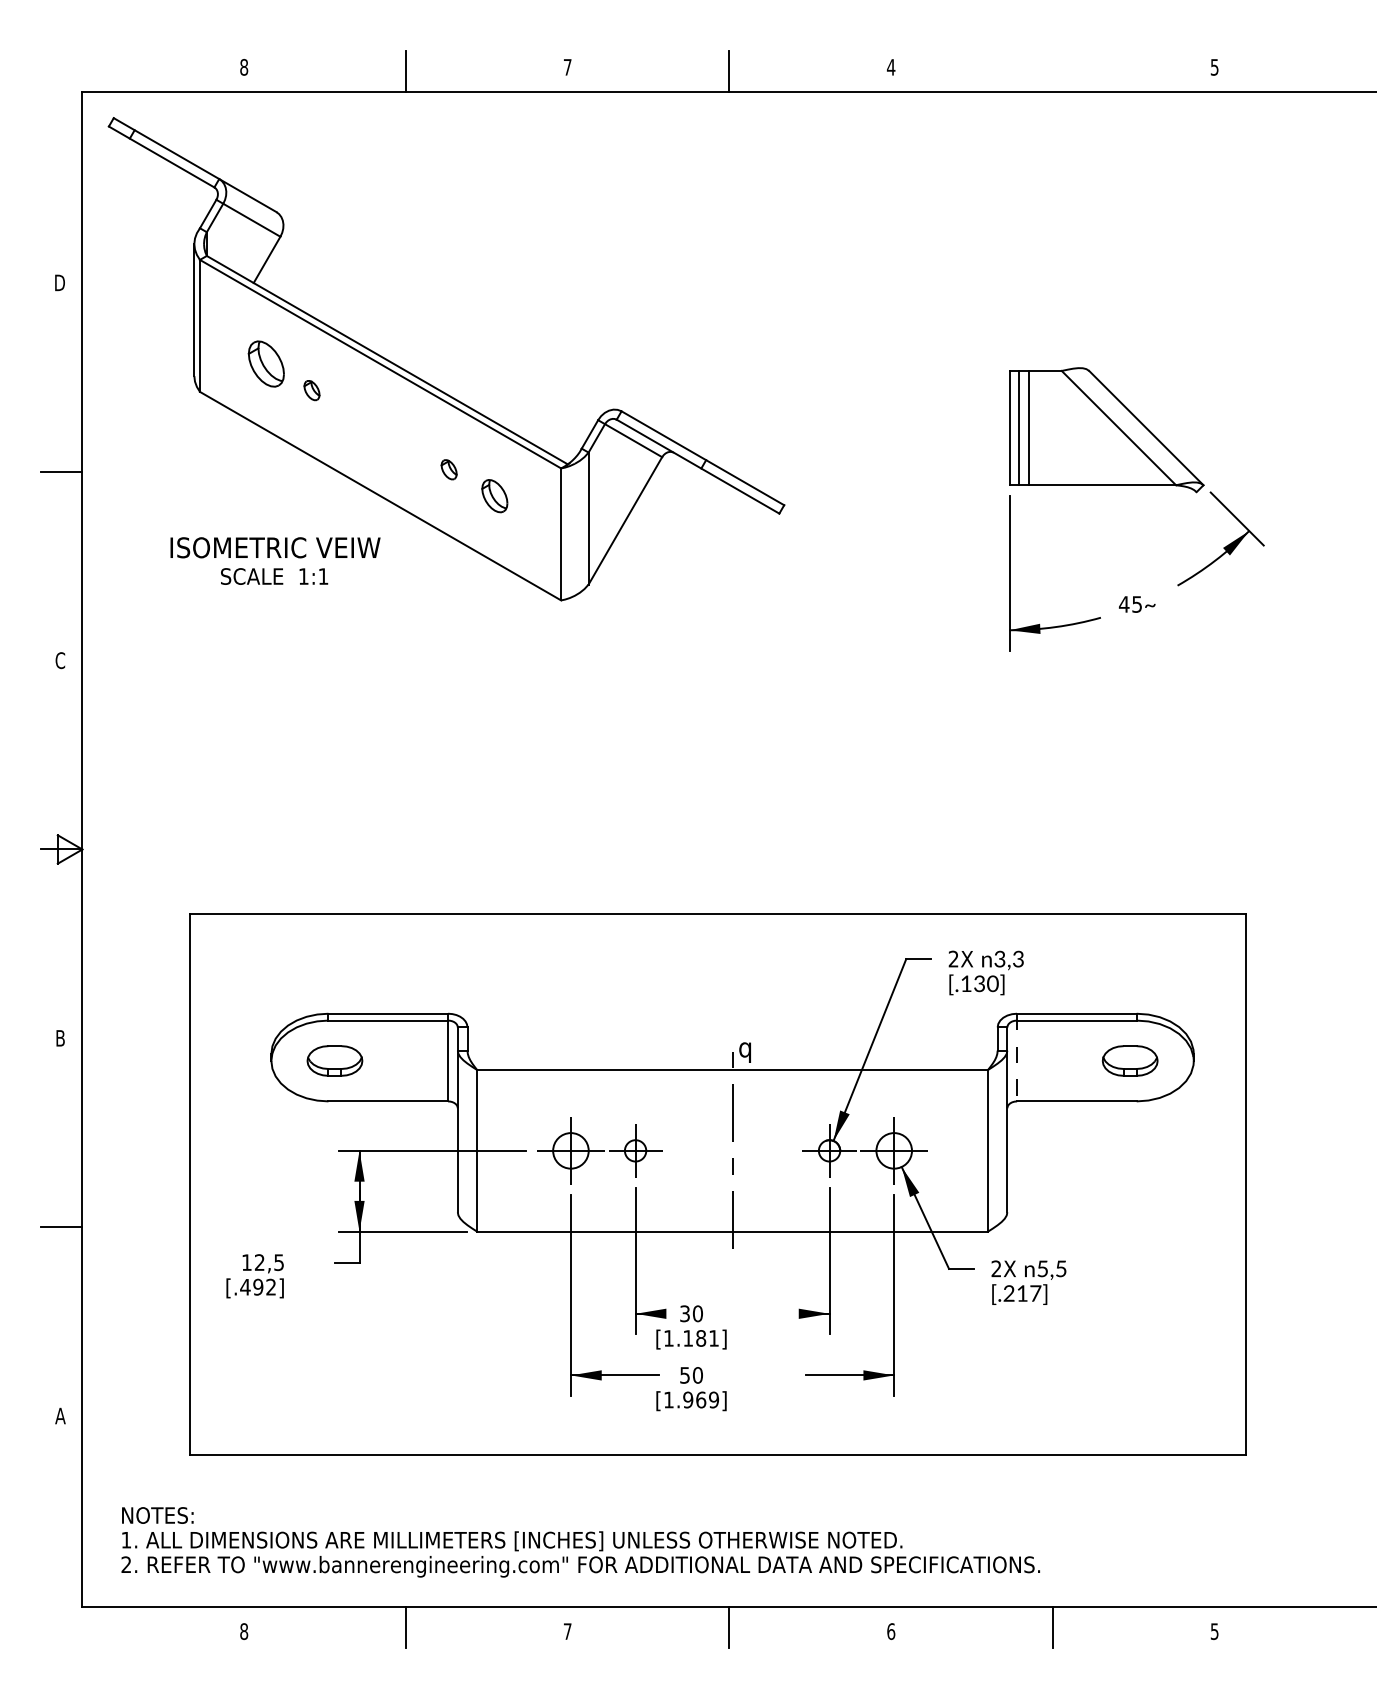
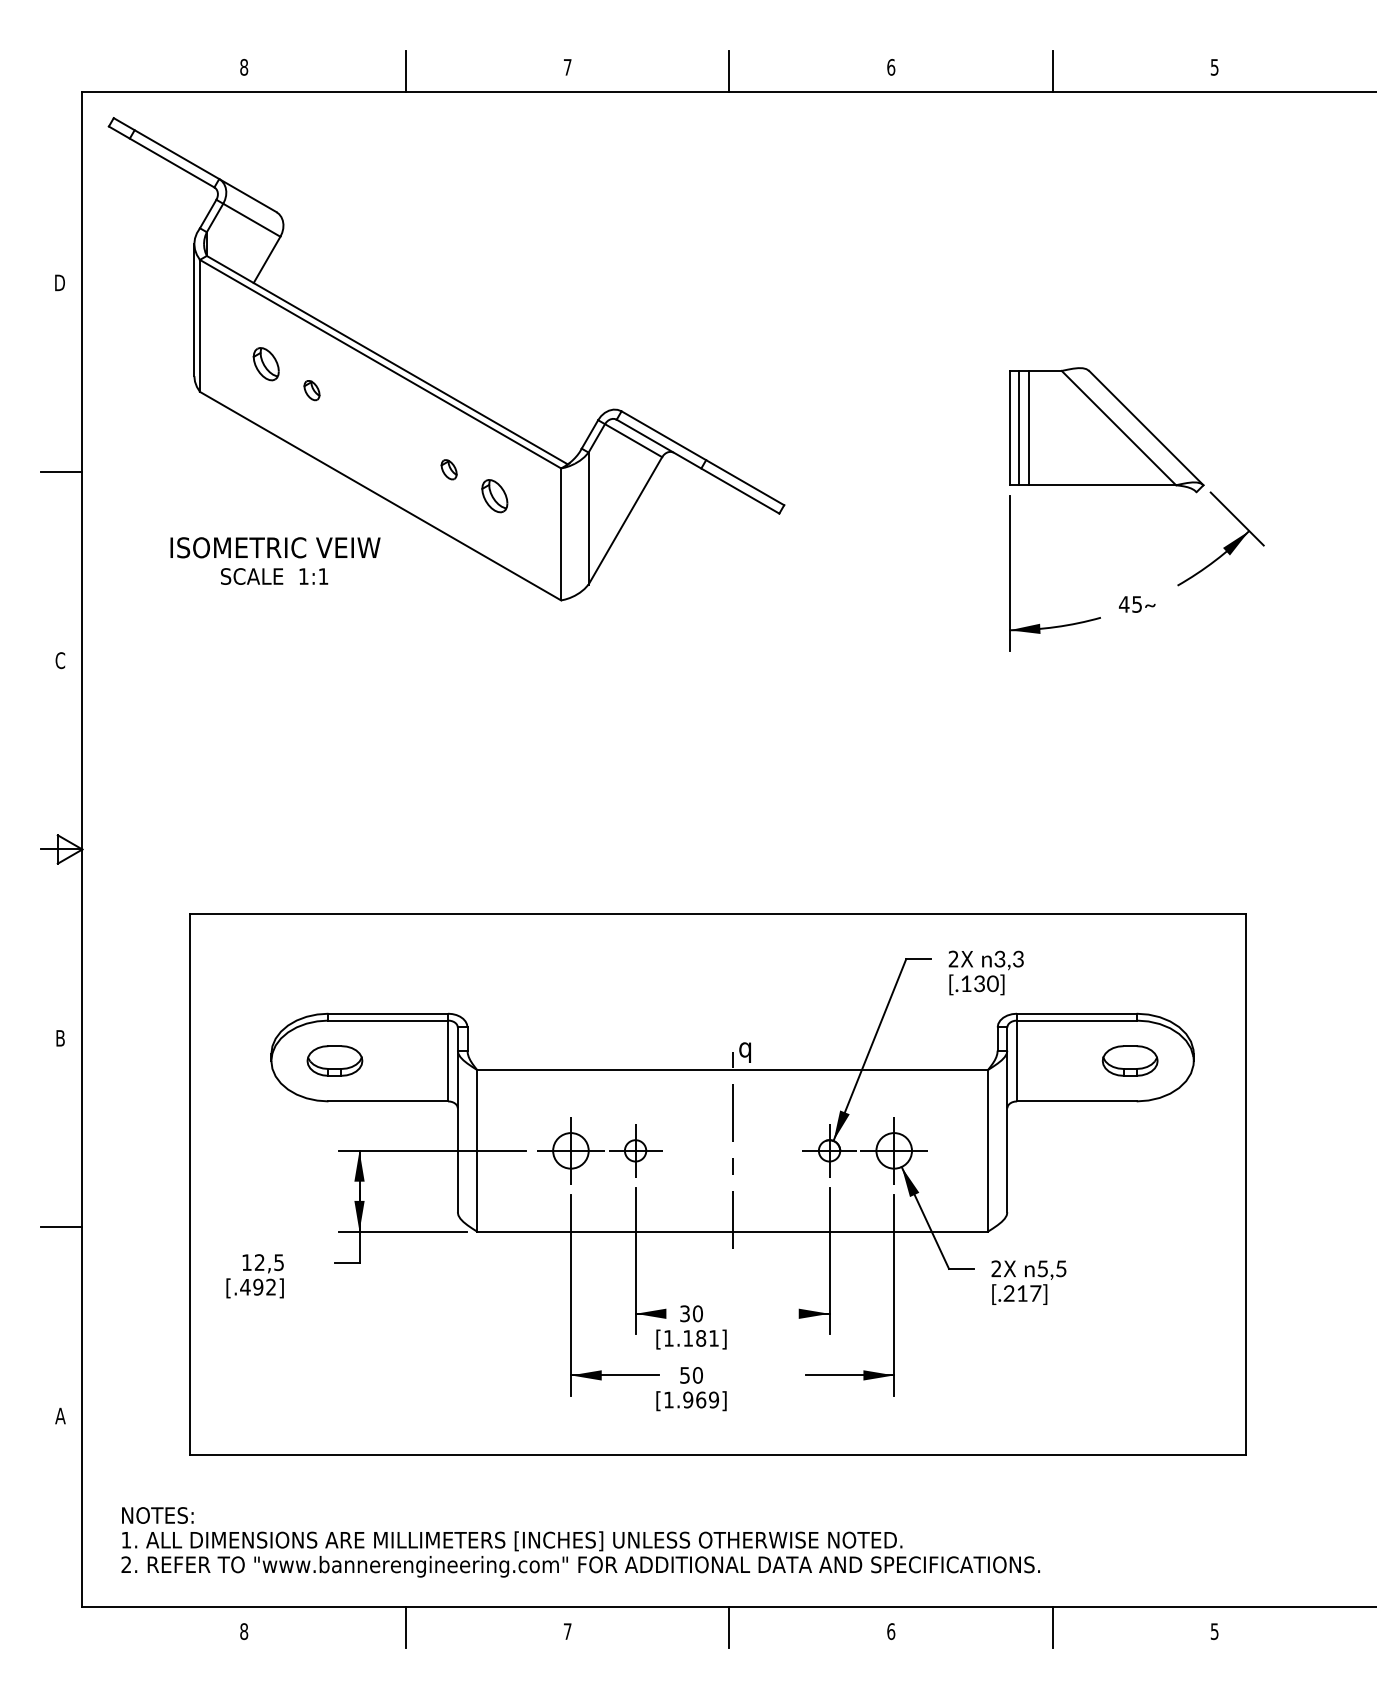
text: 4 -> 6 (890, 67)
line: none -> present (1053, 71)
part size: 38x48 px -> 28x35 px (265, 364)
line: dashed -> solid (1017, 1057)
